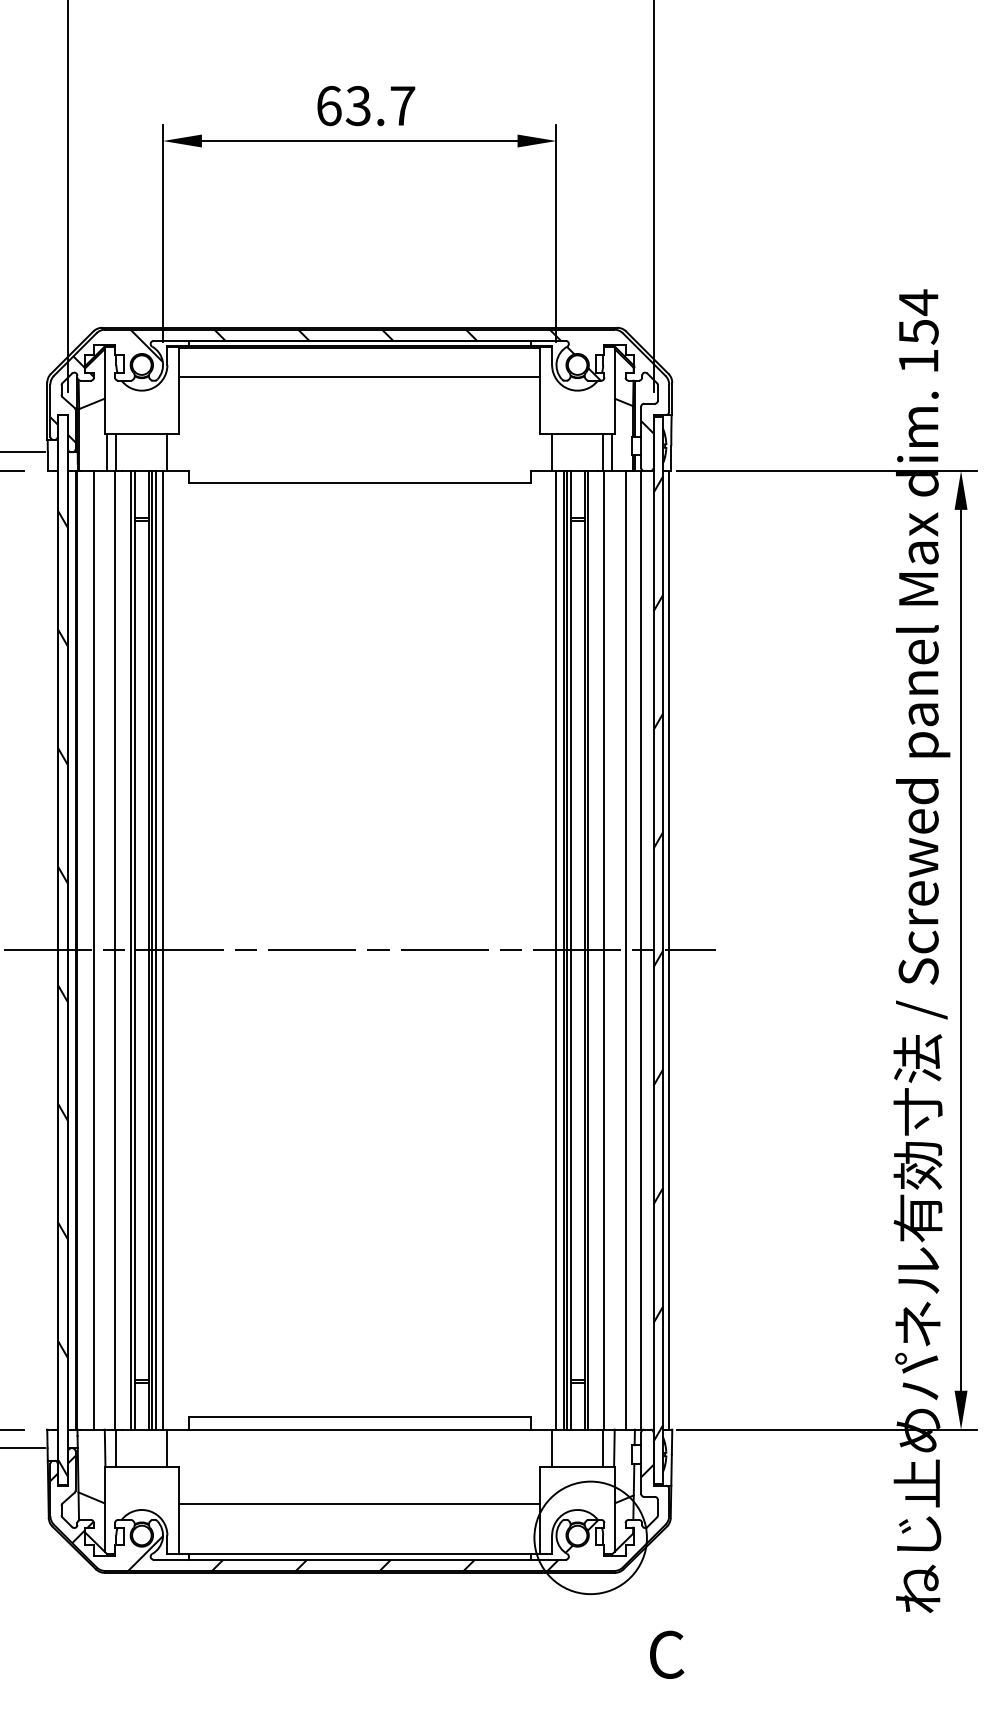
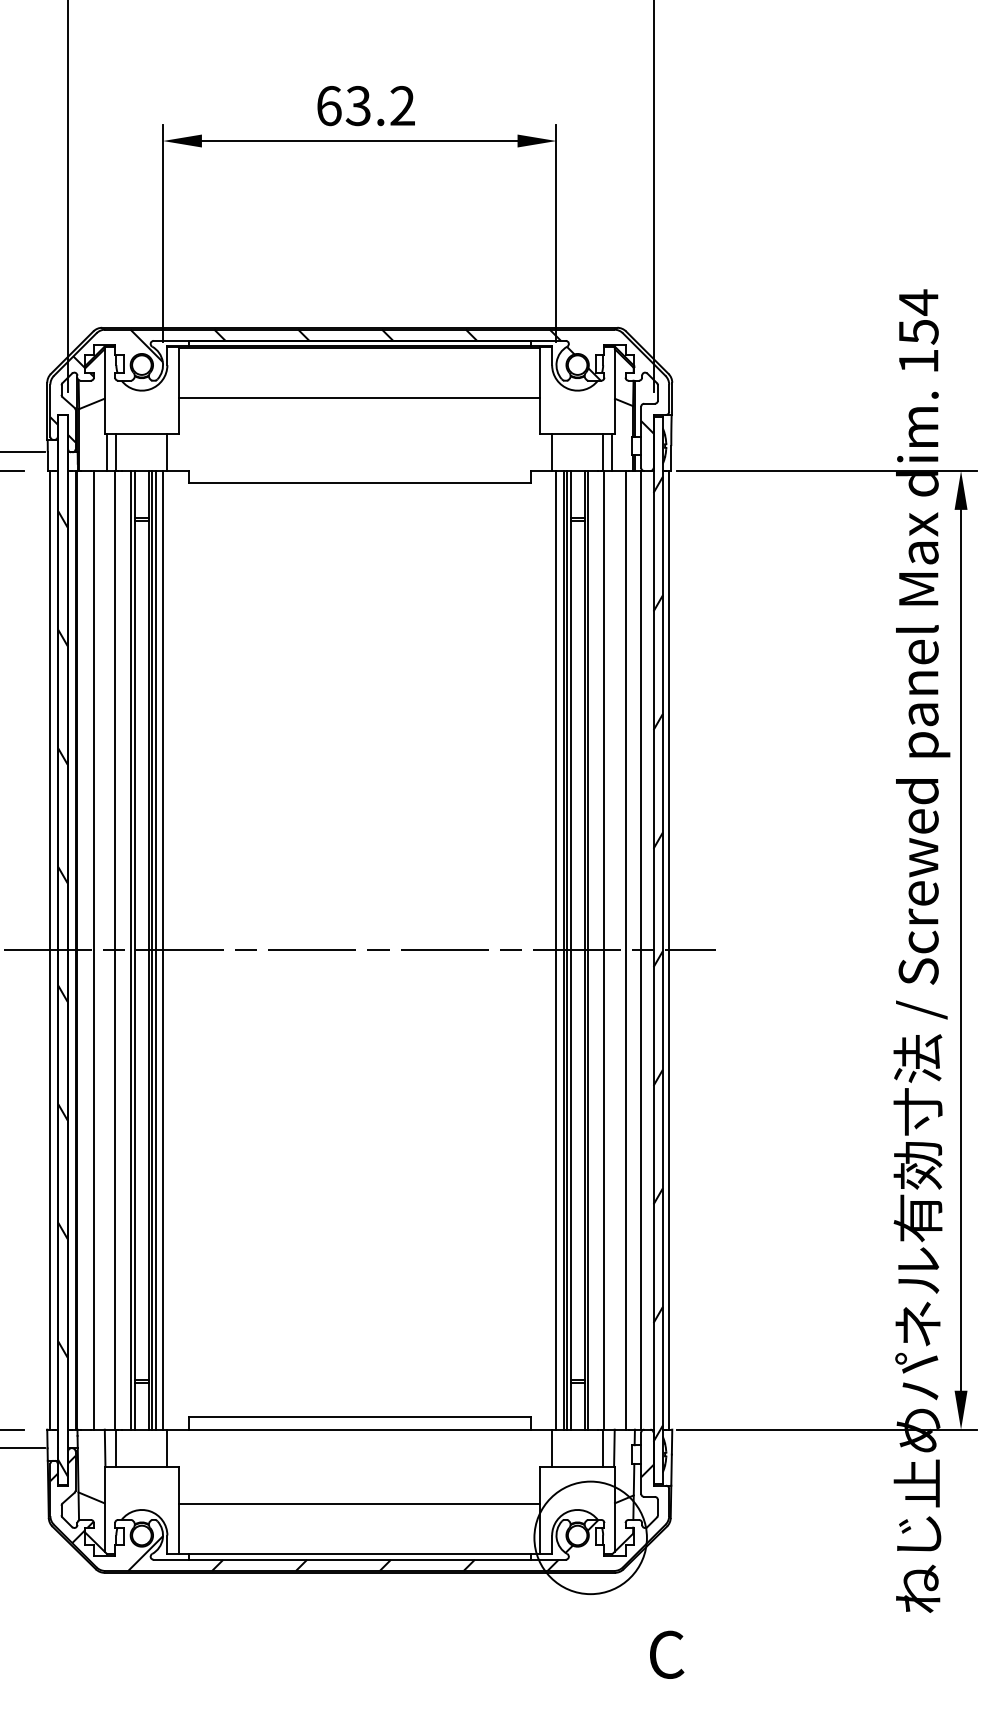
text: 63.7 -> 63.2 (402, 105)
line position: (359, 376) -> (359, 397) (359, 397)
line: none -> present (50, 949)
